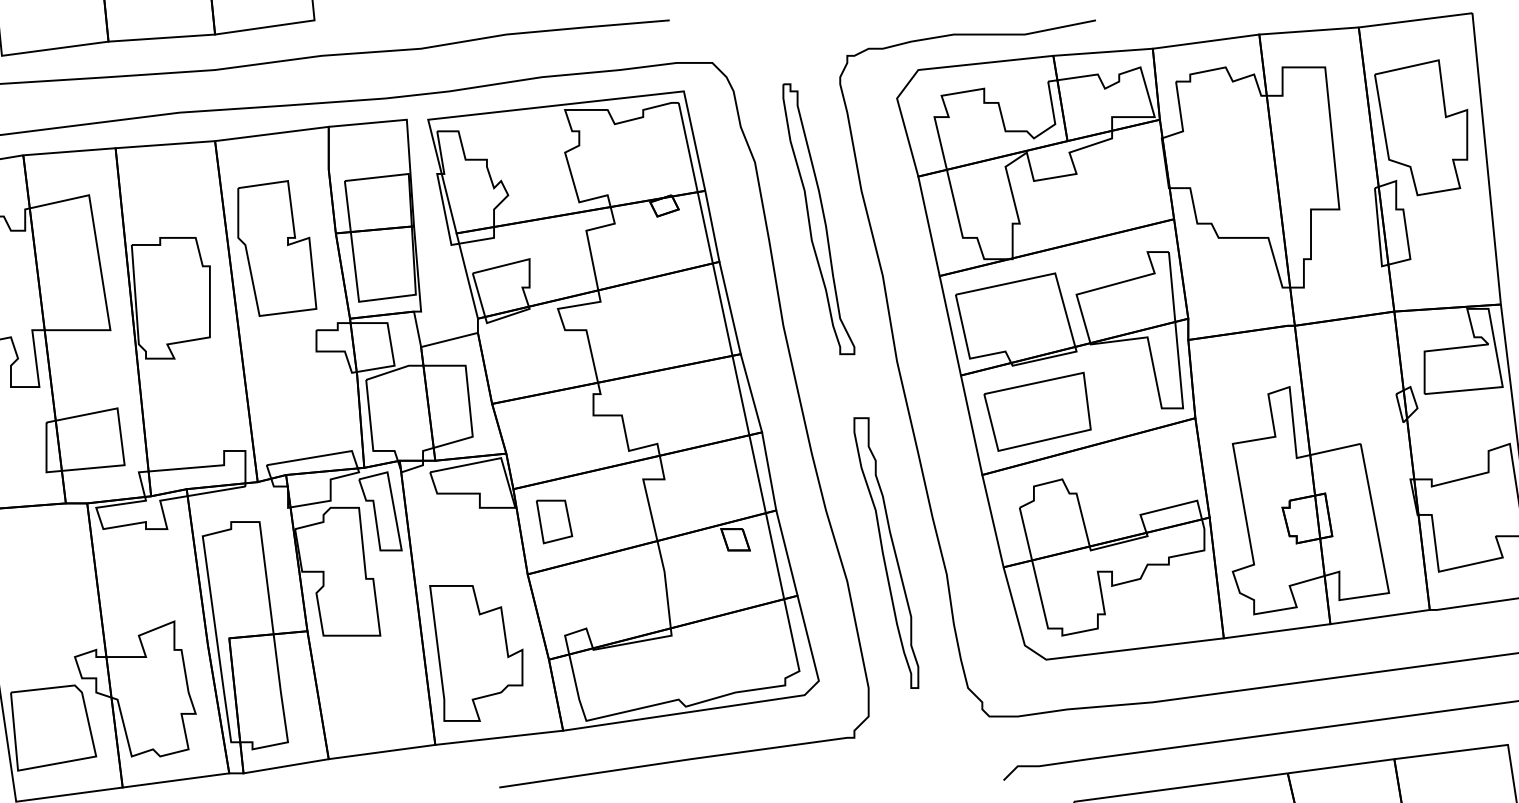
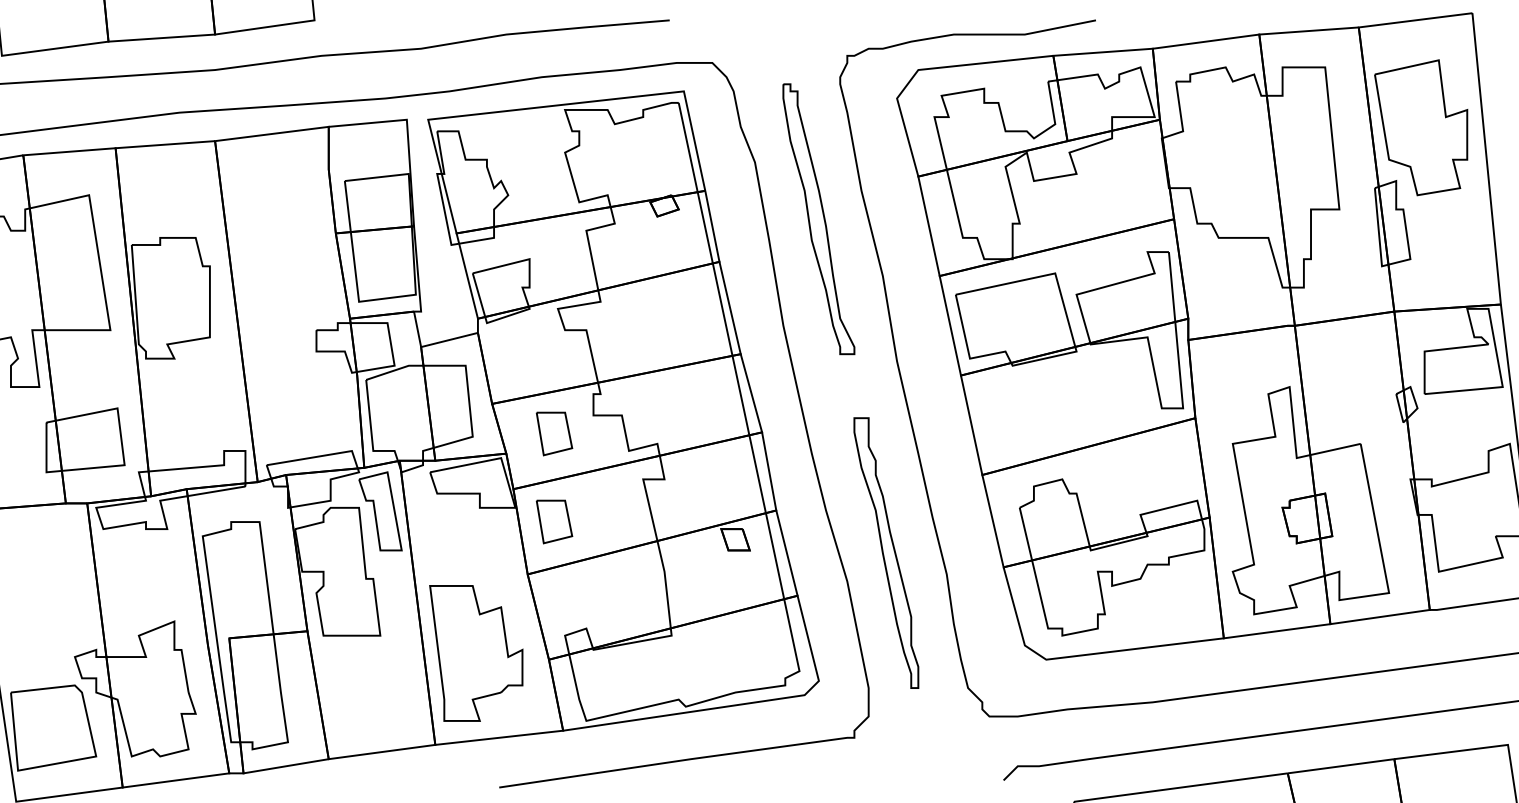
part: present -> none (277, 248)
part: present -> none (1037, 411)
part: none -> present (554, 433)
